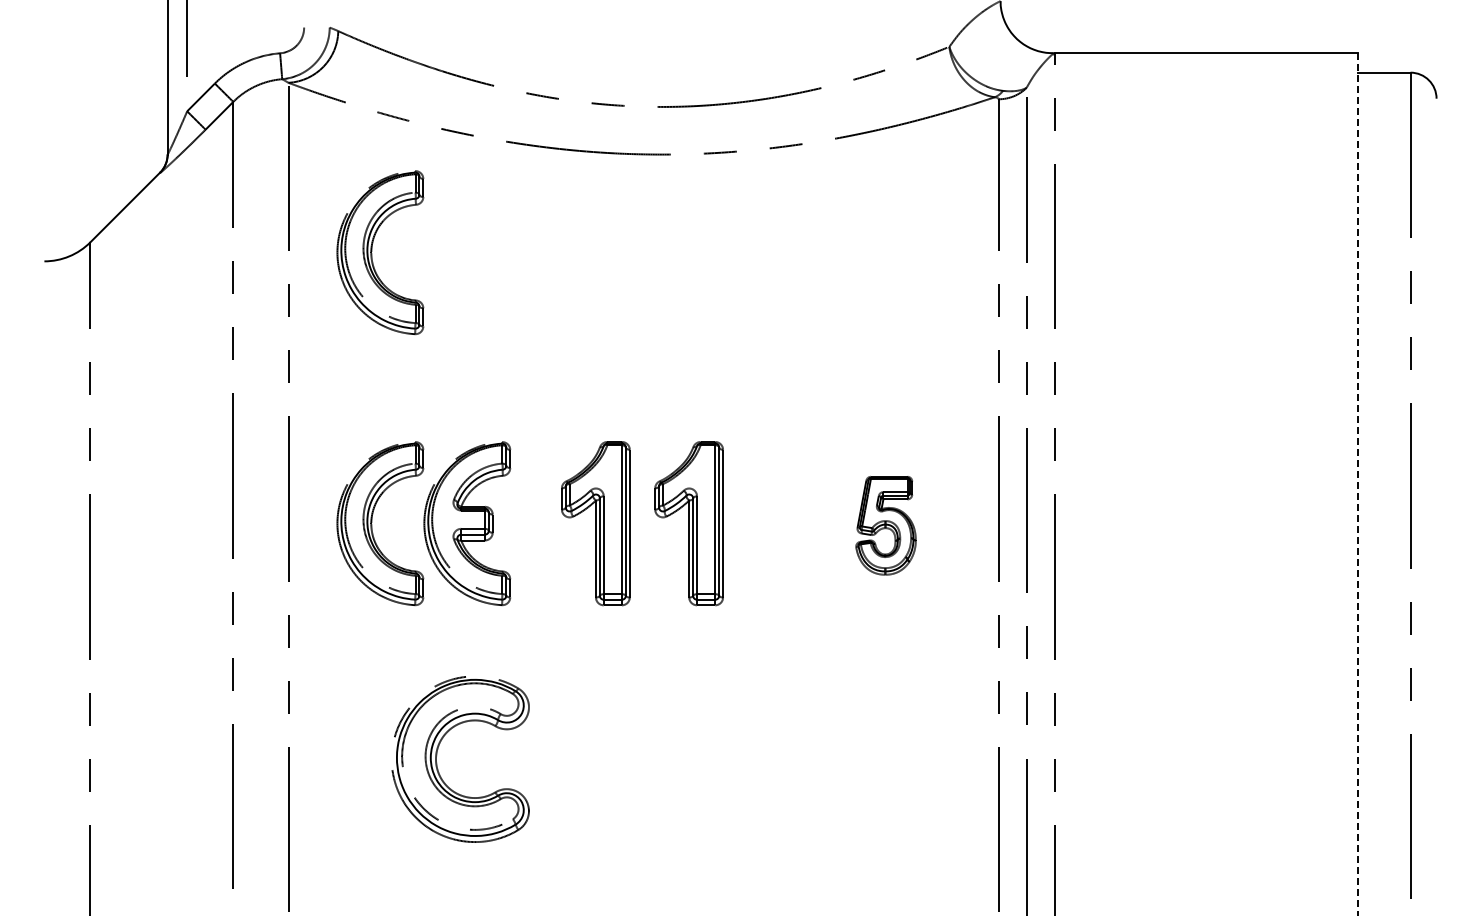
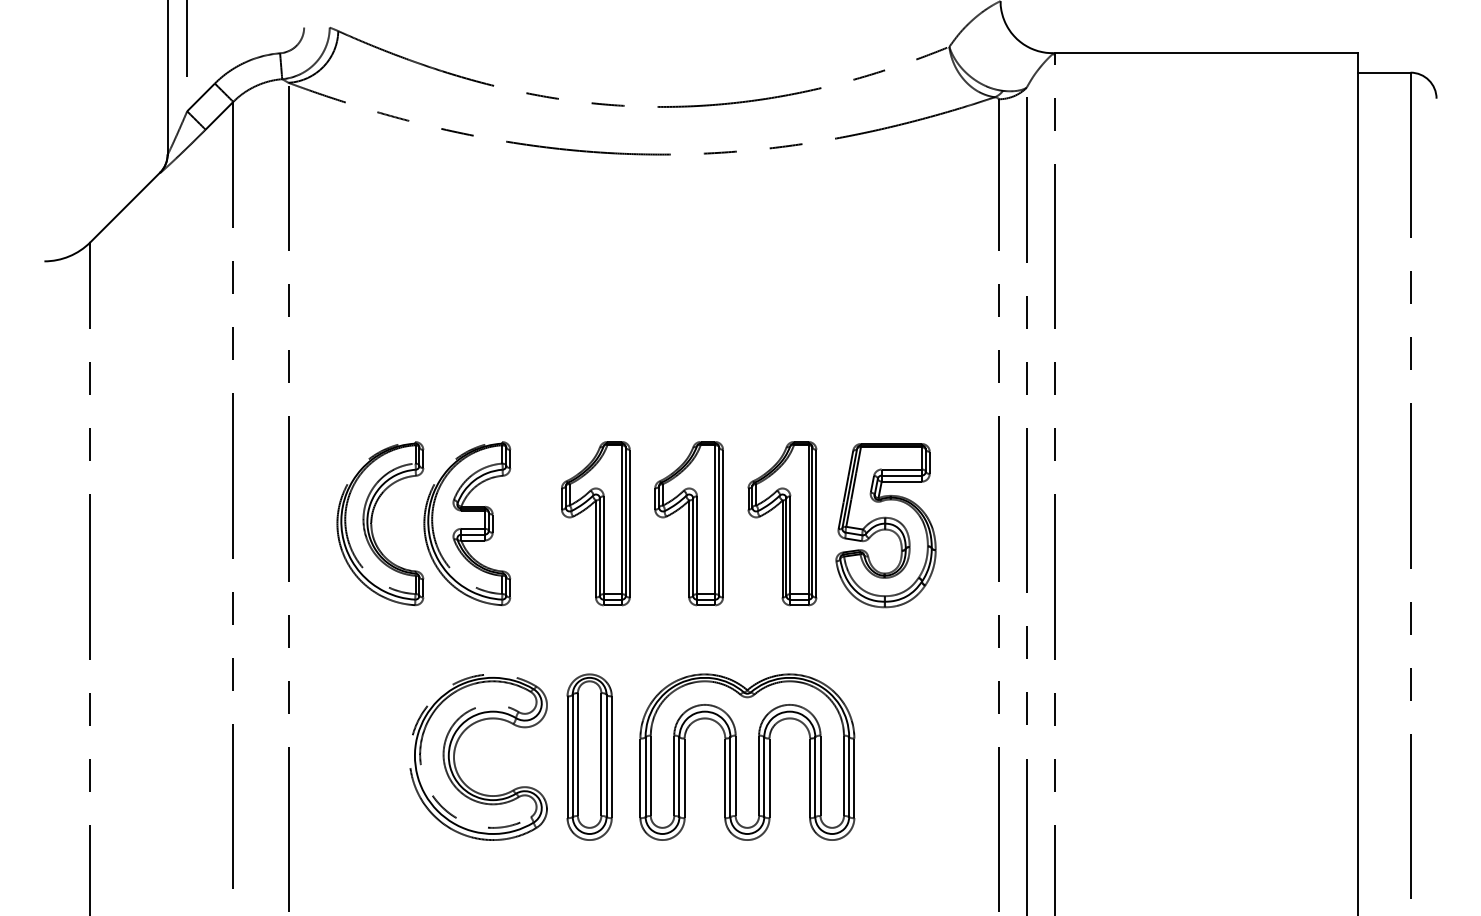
part: present -> none (372, 251)
line: dashed -> solid (1358, 484)
part: none -> present (782, 523)
part size: 62x100 px -> 102x166 px (885, 525)
part position: (437, 755) -> (455, 753) (455, 753)
part: none -> present (589, 756)
part: none -> present (747, 756)
